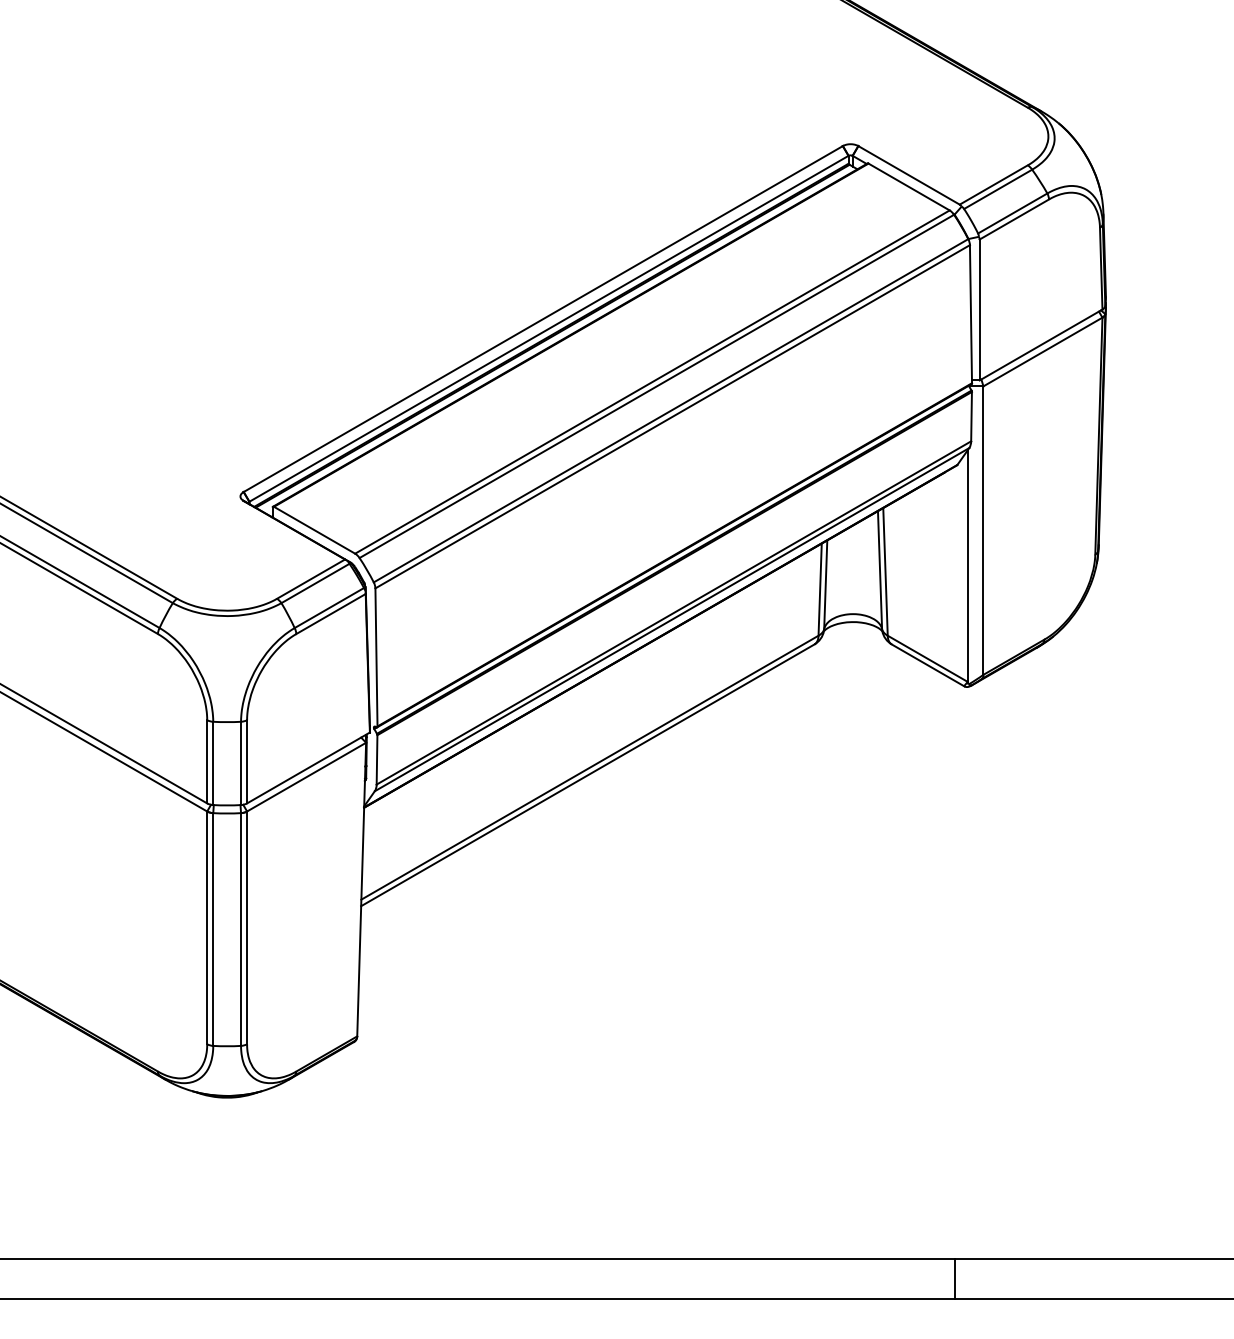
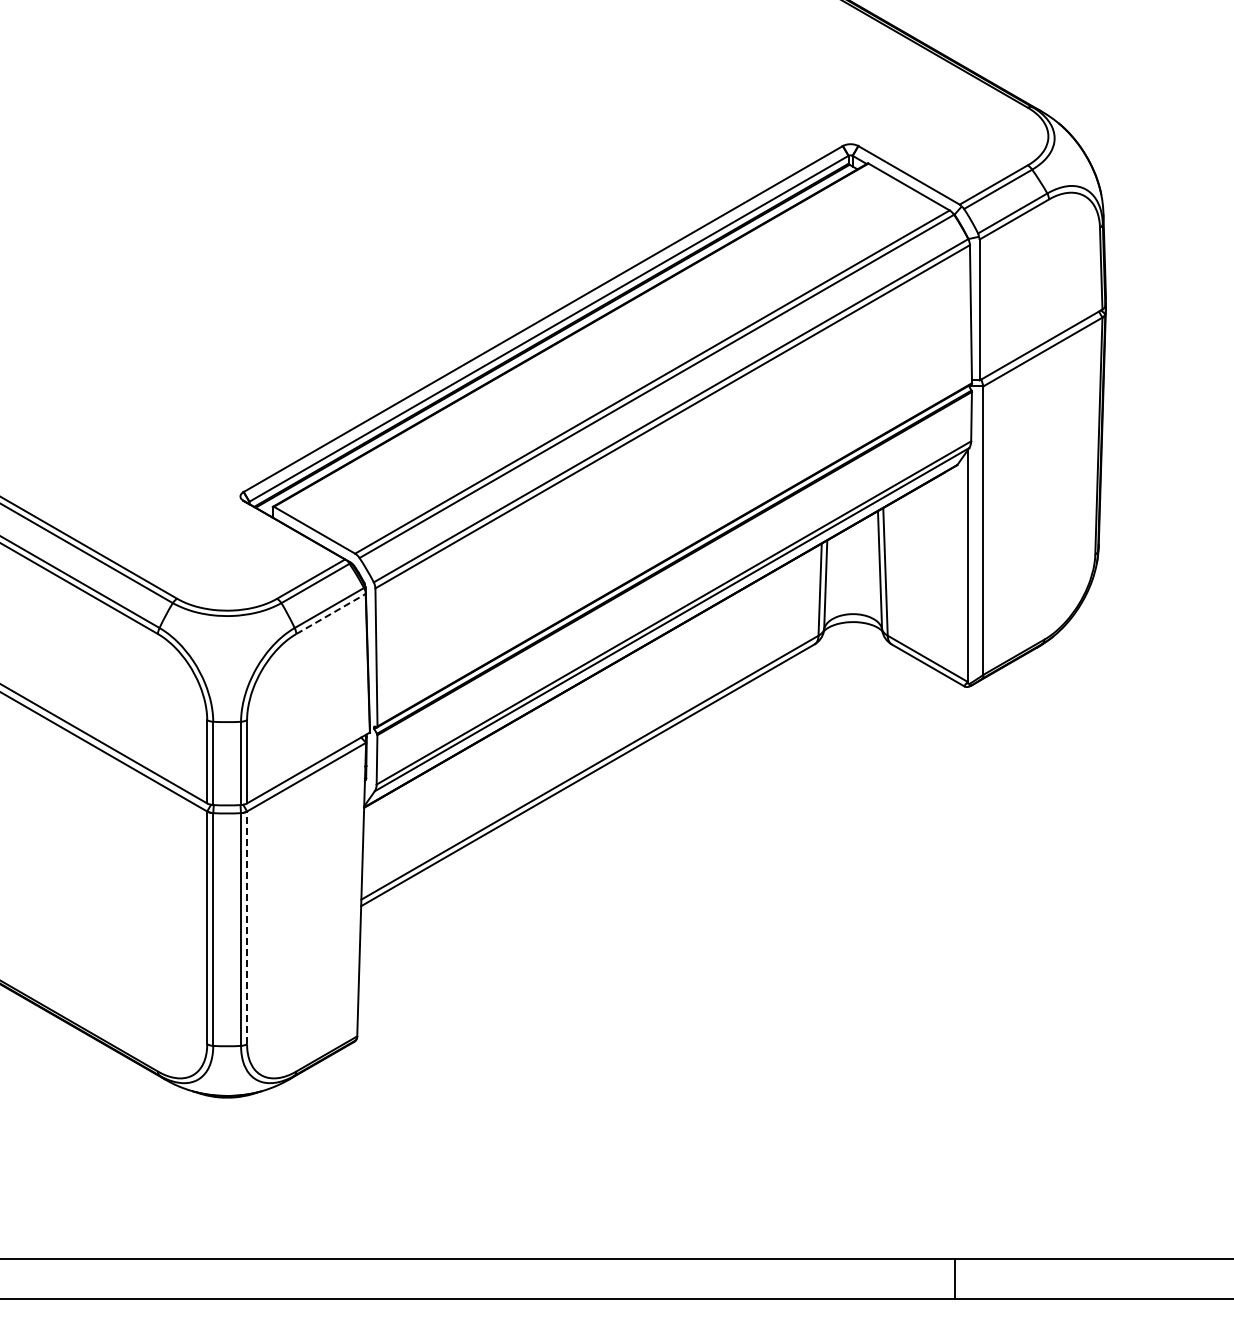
line: solid -> dashed (331, 613)
line: solid -> dashed (247, 927)
